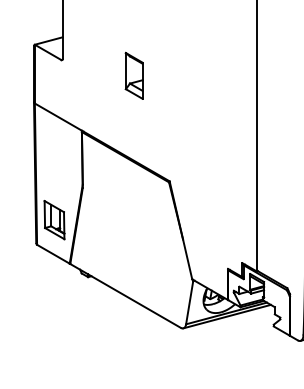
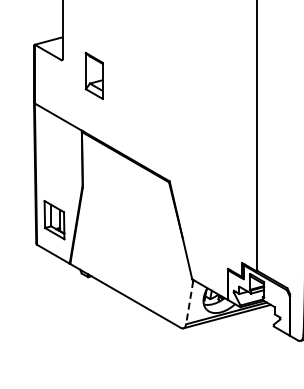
part position: (133, 75) -> (93, 75) (93, 75)
line: solid -> dashed (189, 302)
